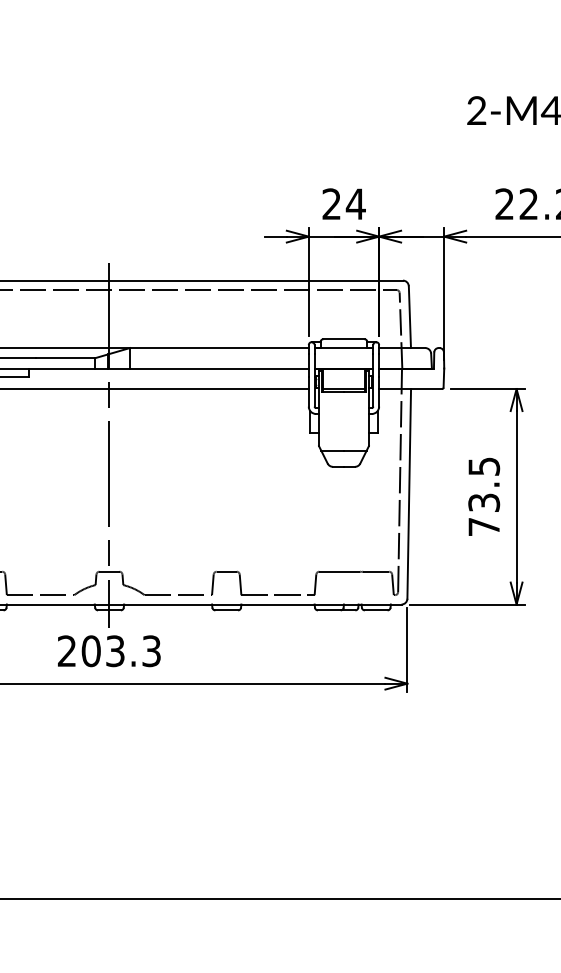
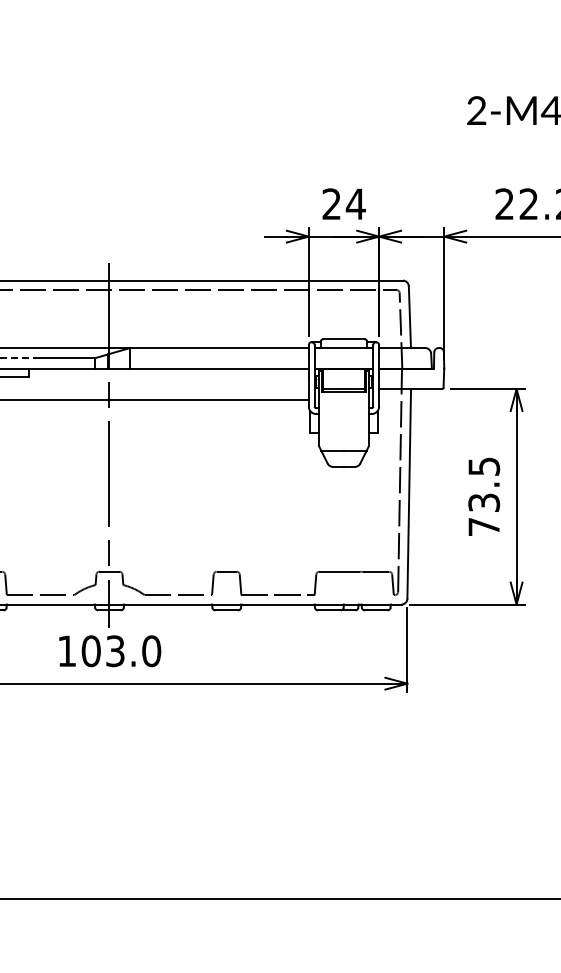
line: solid -> dashed (18, 358)
line position: (155, 389) -> (155, 400) (155, 400)
text: 203.3 -> 103.0 (109, 651)
